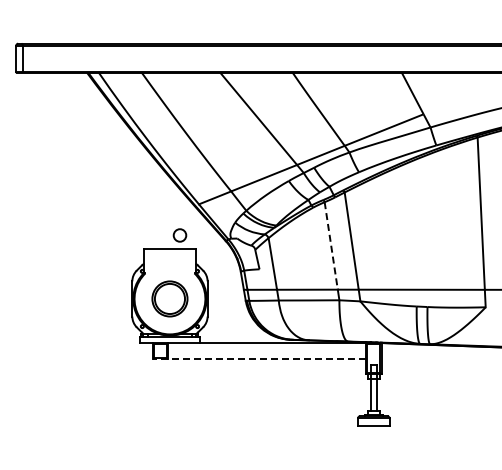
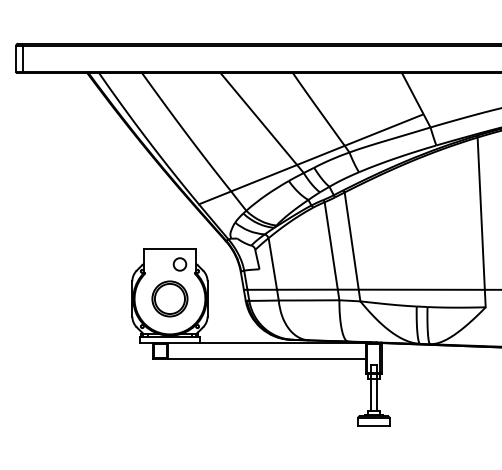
circle position: (179, 235) -> (179, 264) (179, 264)
line: dashed -> solid (331, 246)
line: dashed -> solid (259, 358)
